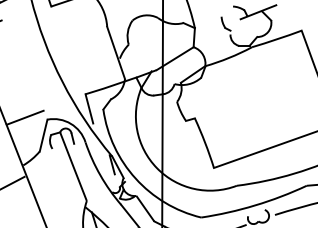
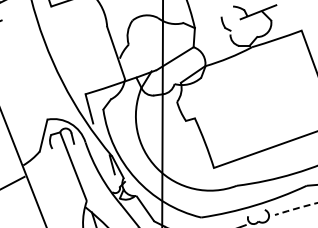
line: present -> none (24, 117)
arc: solid -> dashed (296, 208)
